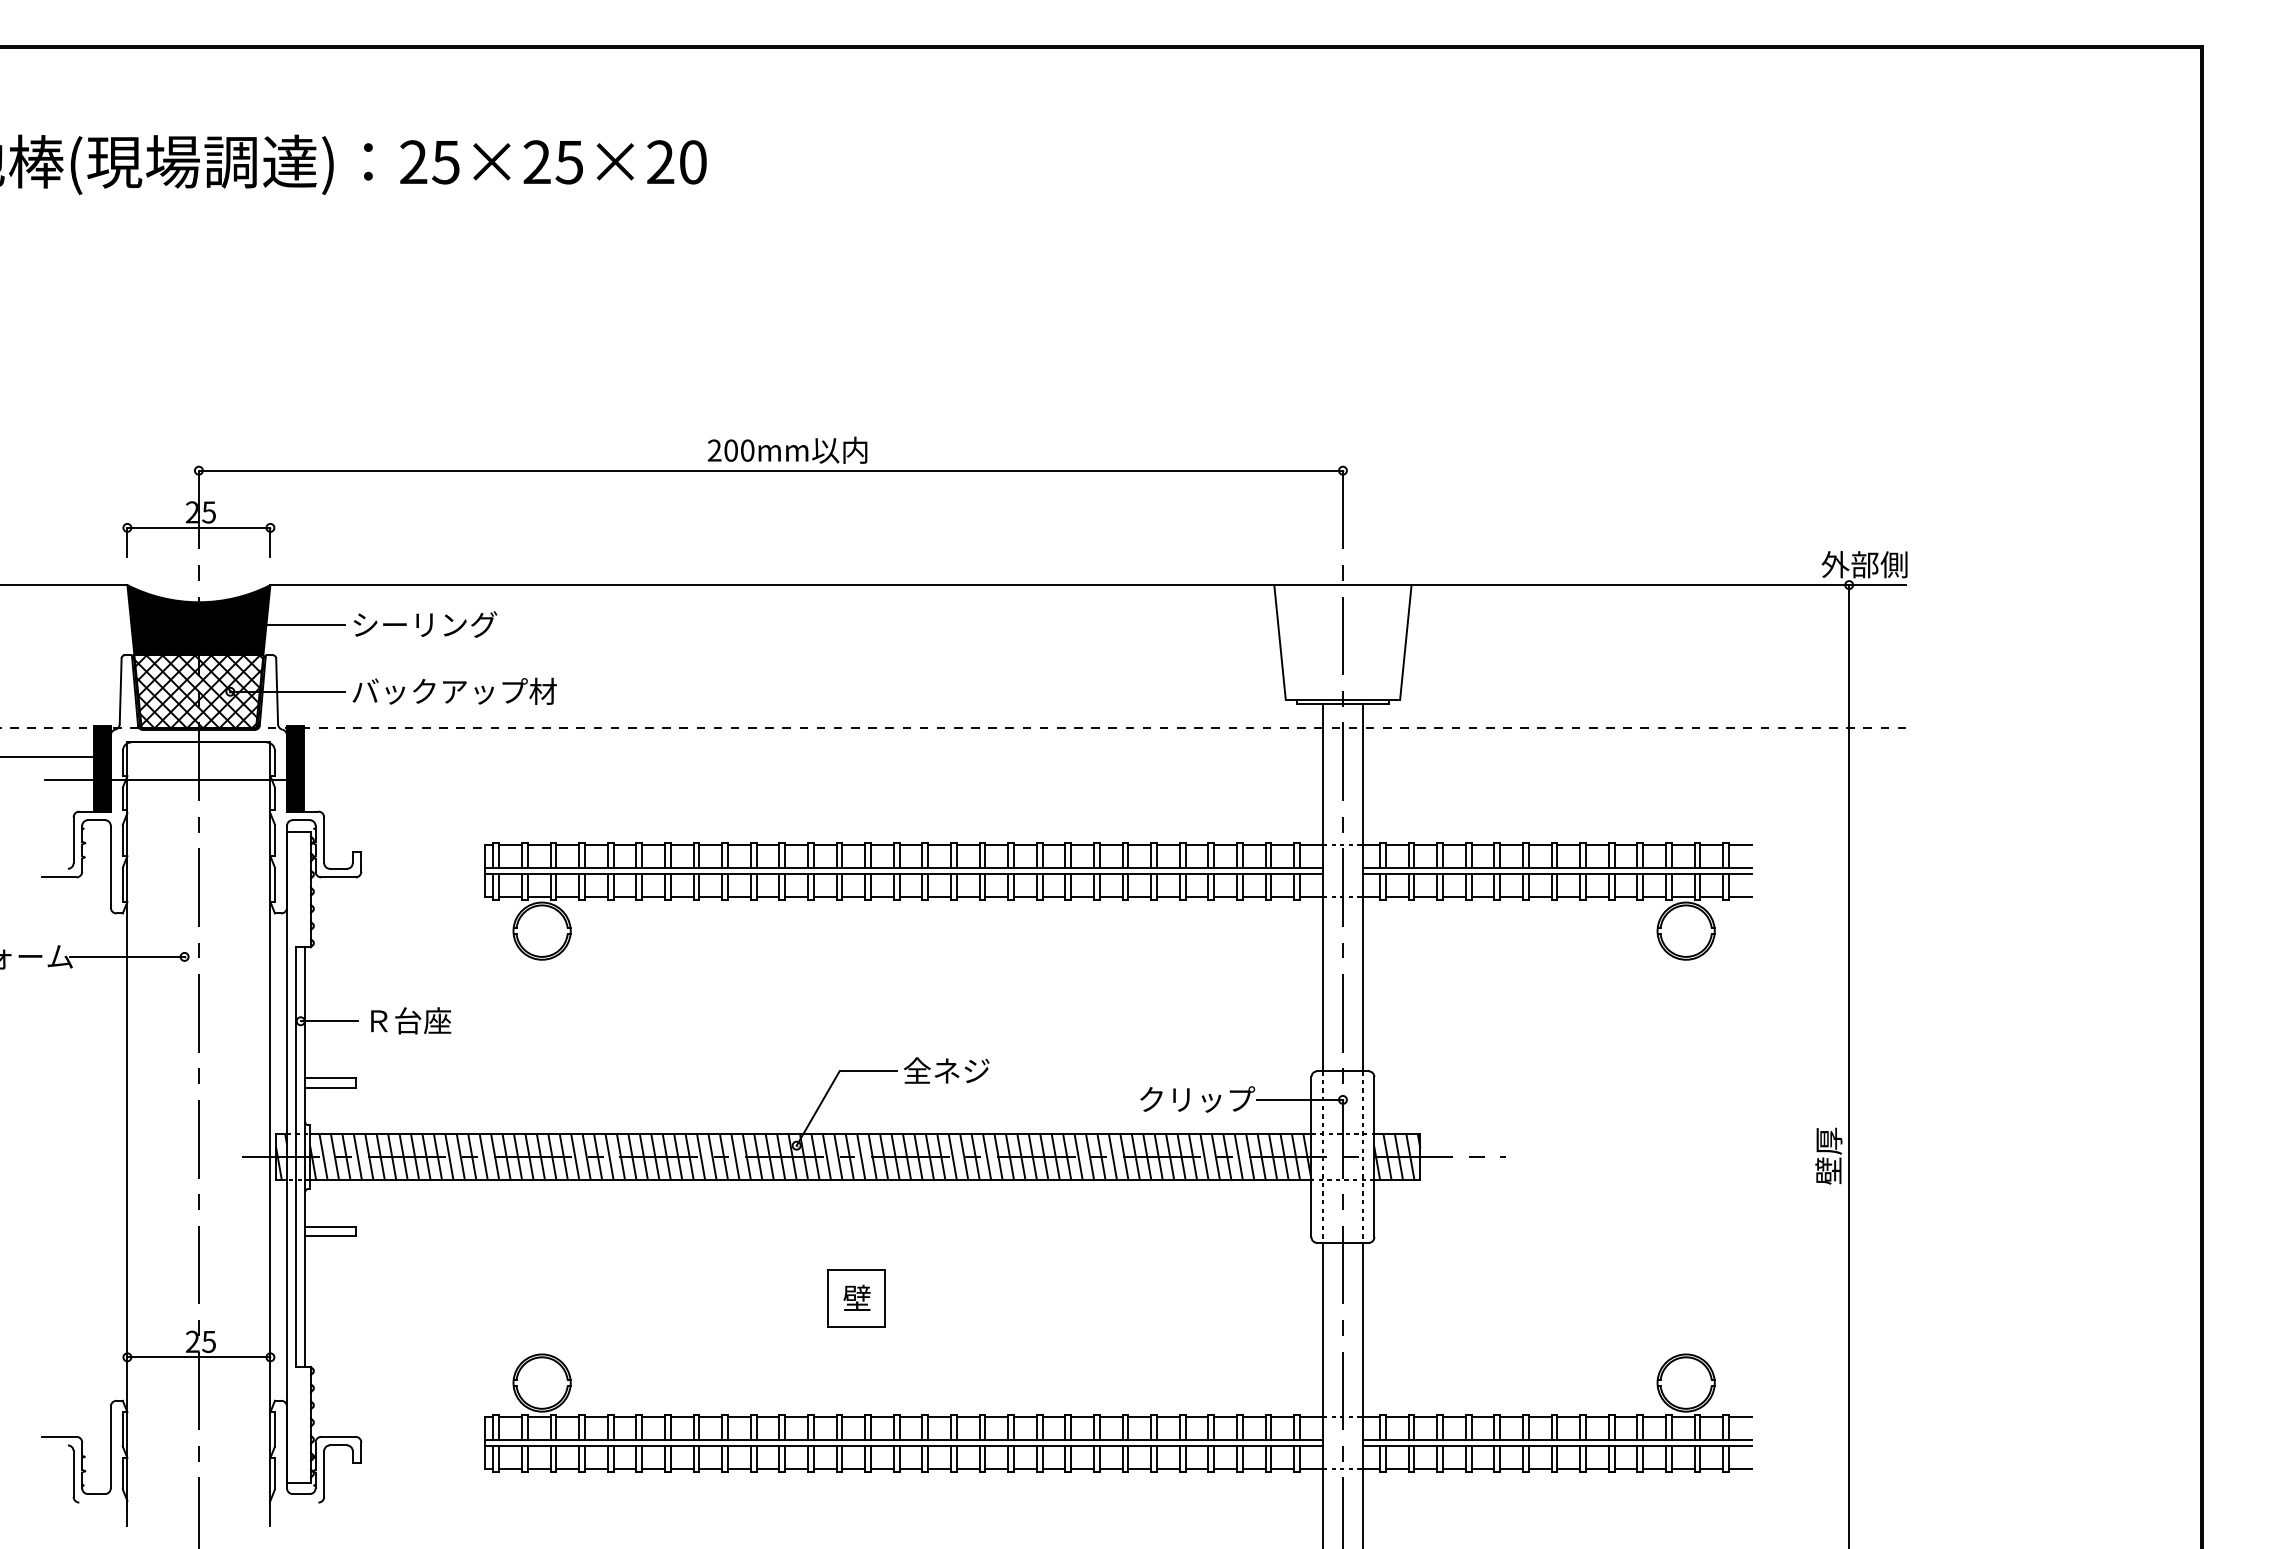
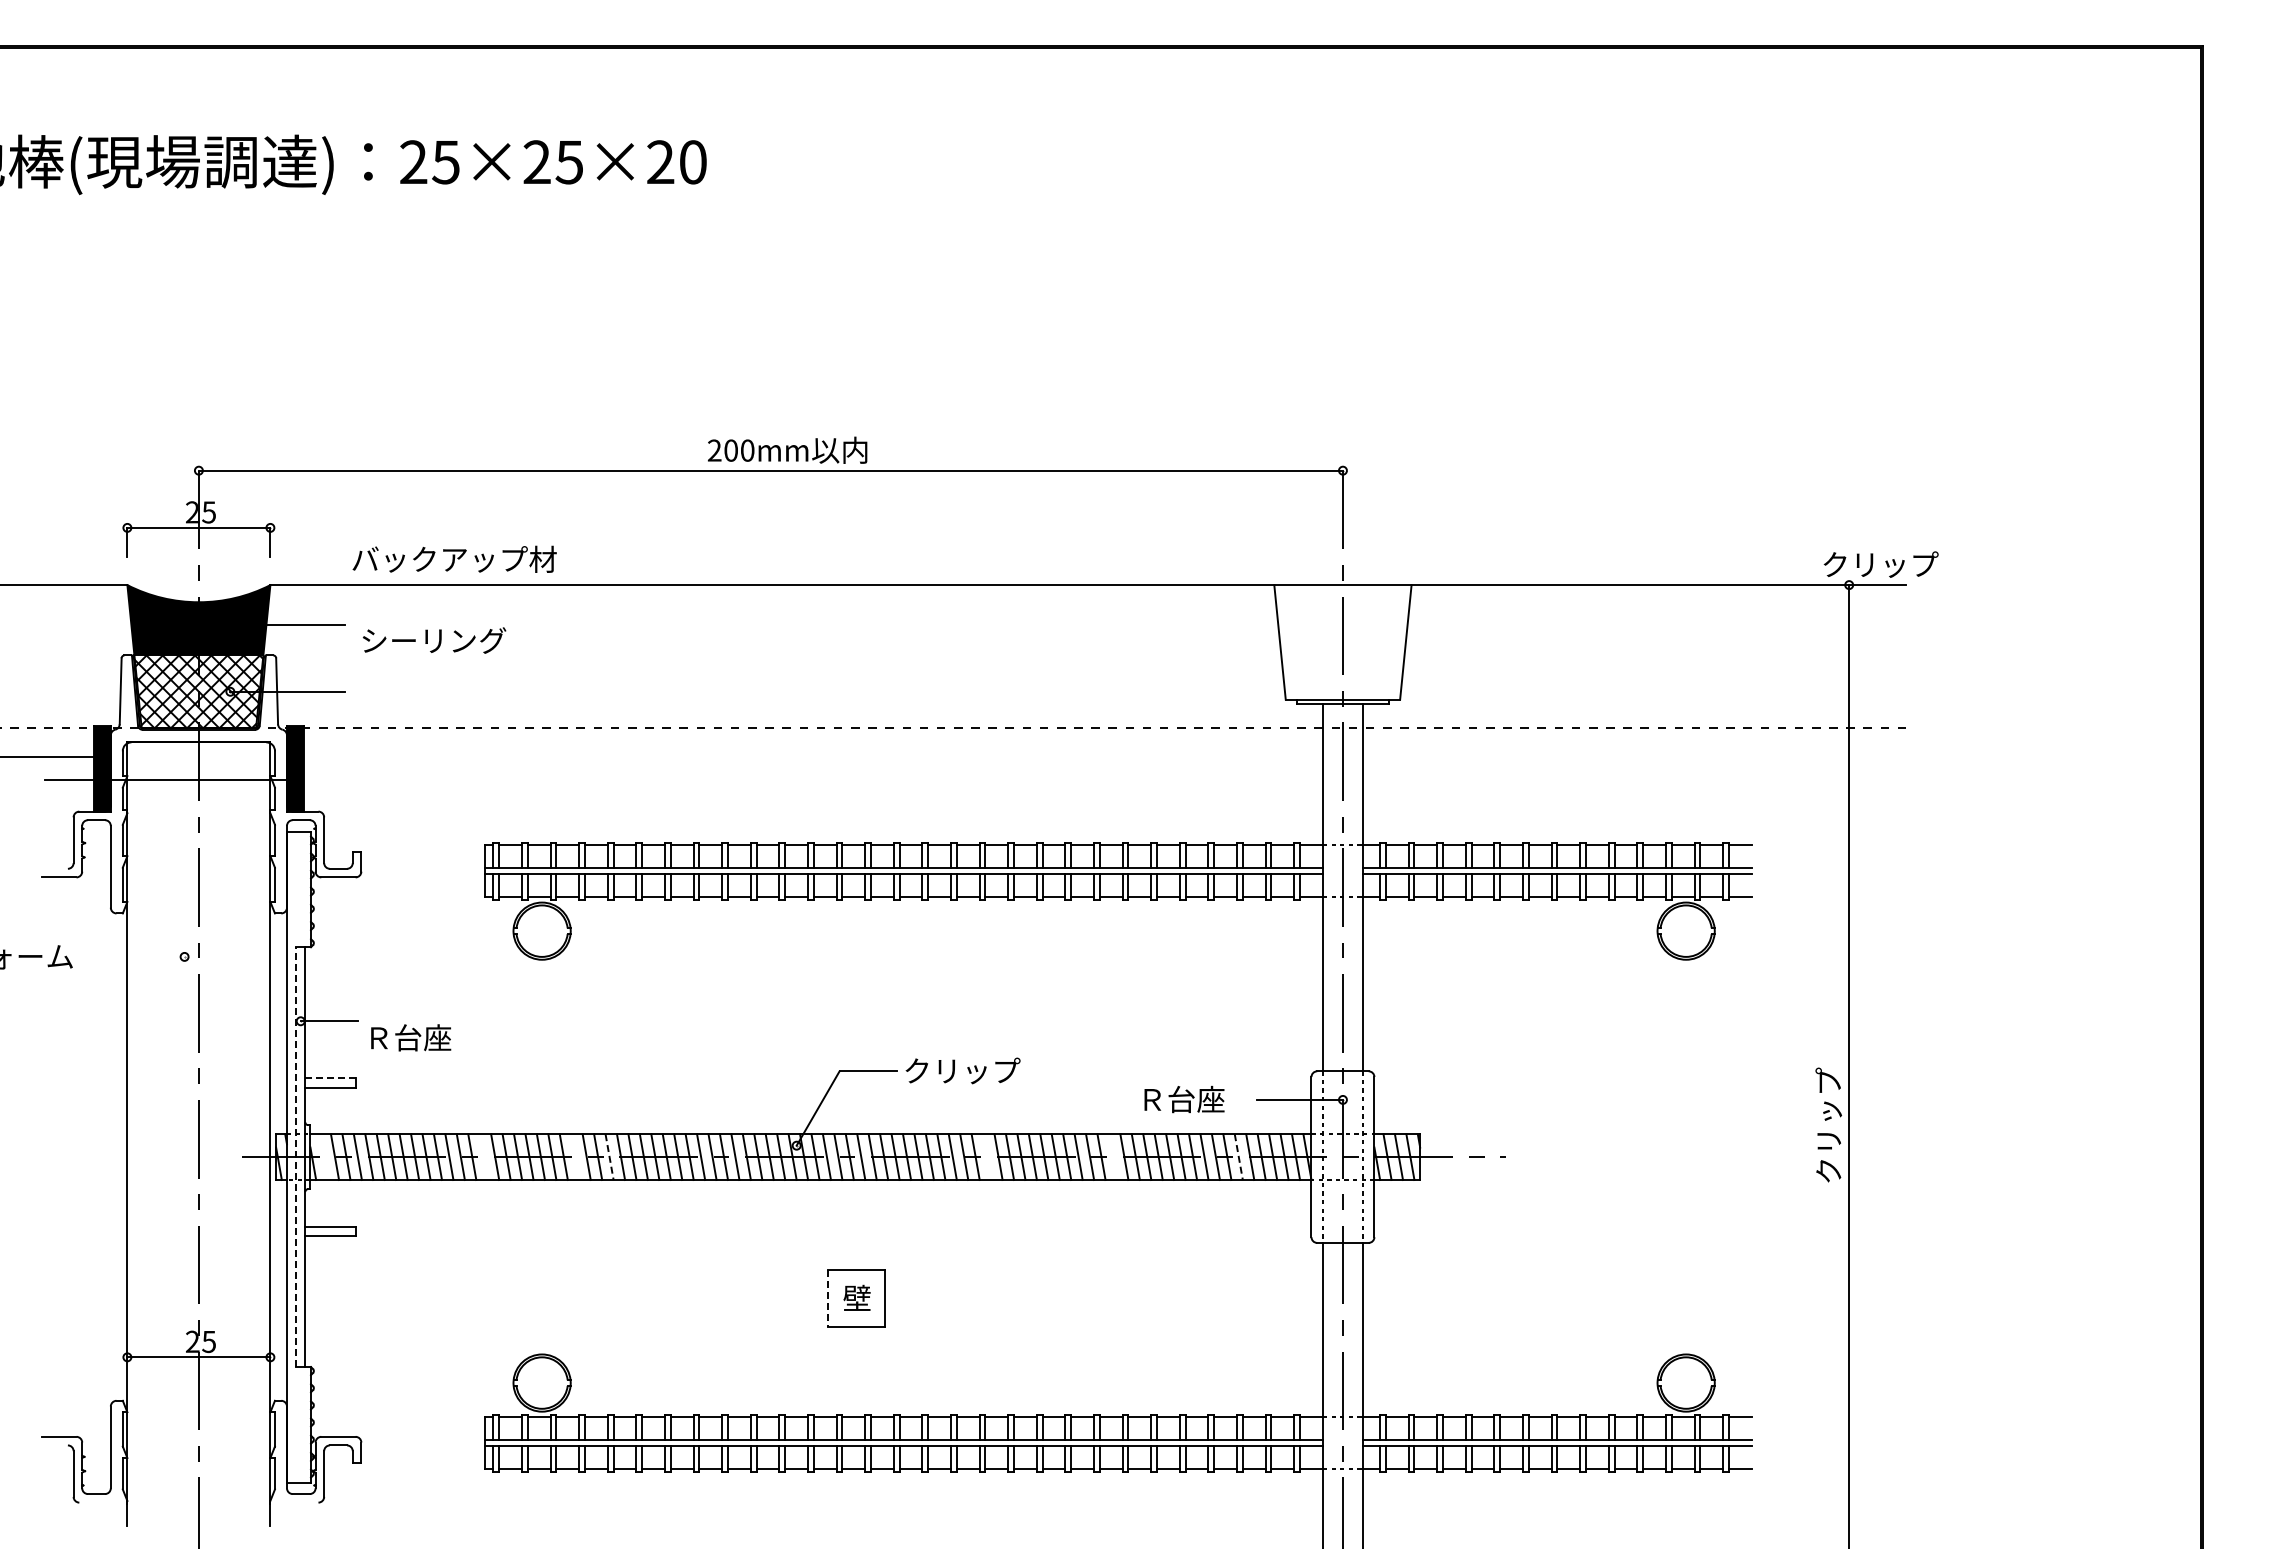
text: 外部側 -> クリップ (1879, 564)
text position: (425, 624) -> (434, 640) (434, 640)
text position: (454, 690) -> (454, 558) (454, 558)
line: present -> none (127, 956)
text position: (411, 1020) -> (411, 1037) (411, 1037)
text: 全ネジ -> クリップ (961, 1070)
line: solid -> dashed (330, 1078)
text: クリップ -> Ｒ台座 (1197, 1099)
text: 壁厚 -> クリップ (1828, 1125)
line: solid -> dashed (296, 1157)
line: present -> none (323, 1157)
line: present -> none (483, 1157)
line: present -> none (575, 1157)
line: solid -> dashed (609, 1157)
line: present -> none (987, 1157)
line: present -> none (1112, 1157)
line: solid -> dashed (1238, 1157)
line: solid -> dashed (828, 1298)
